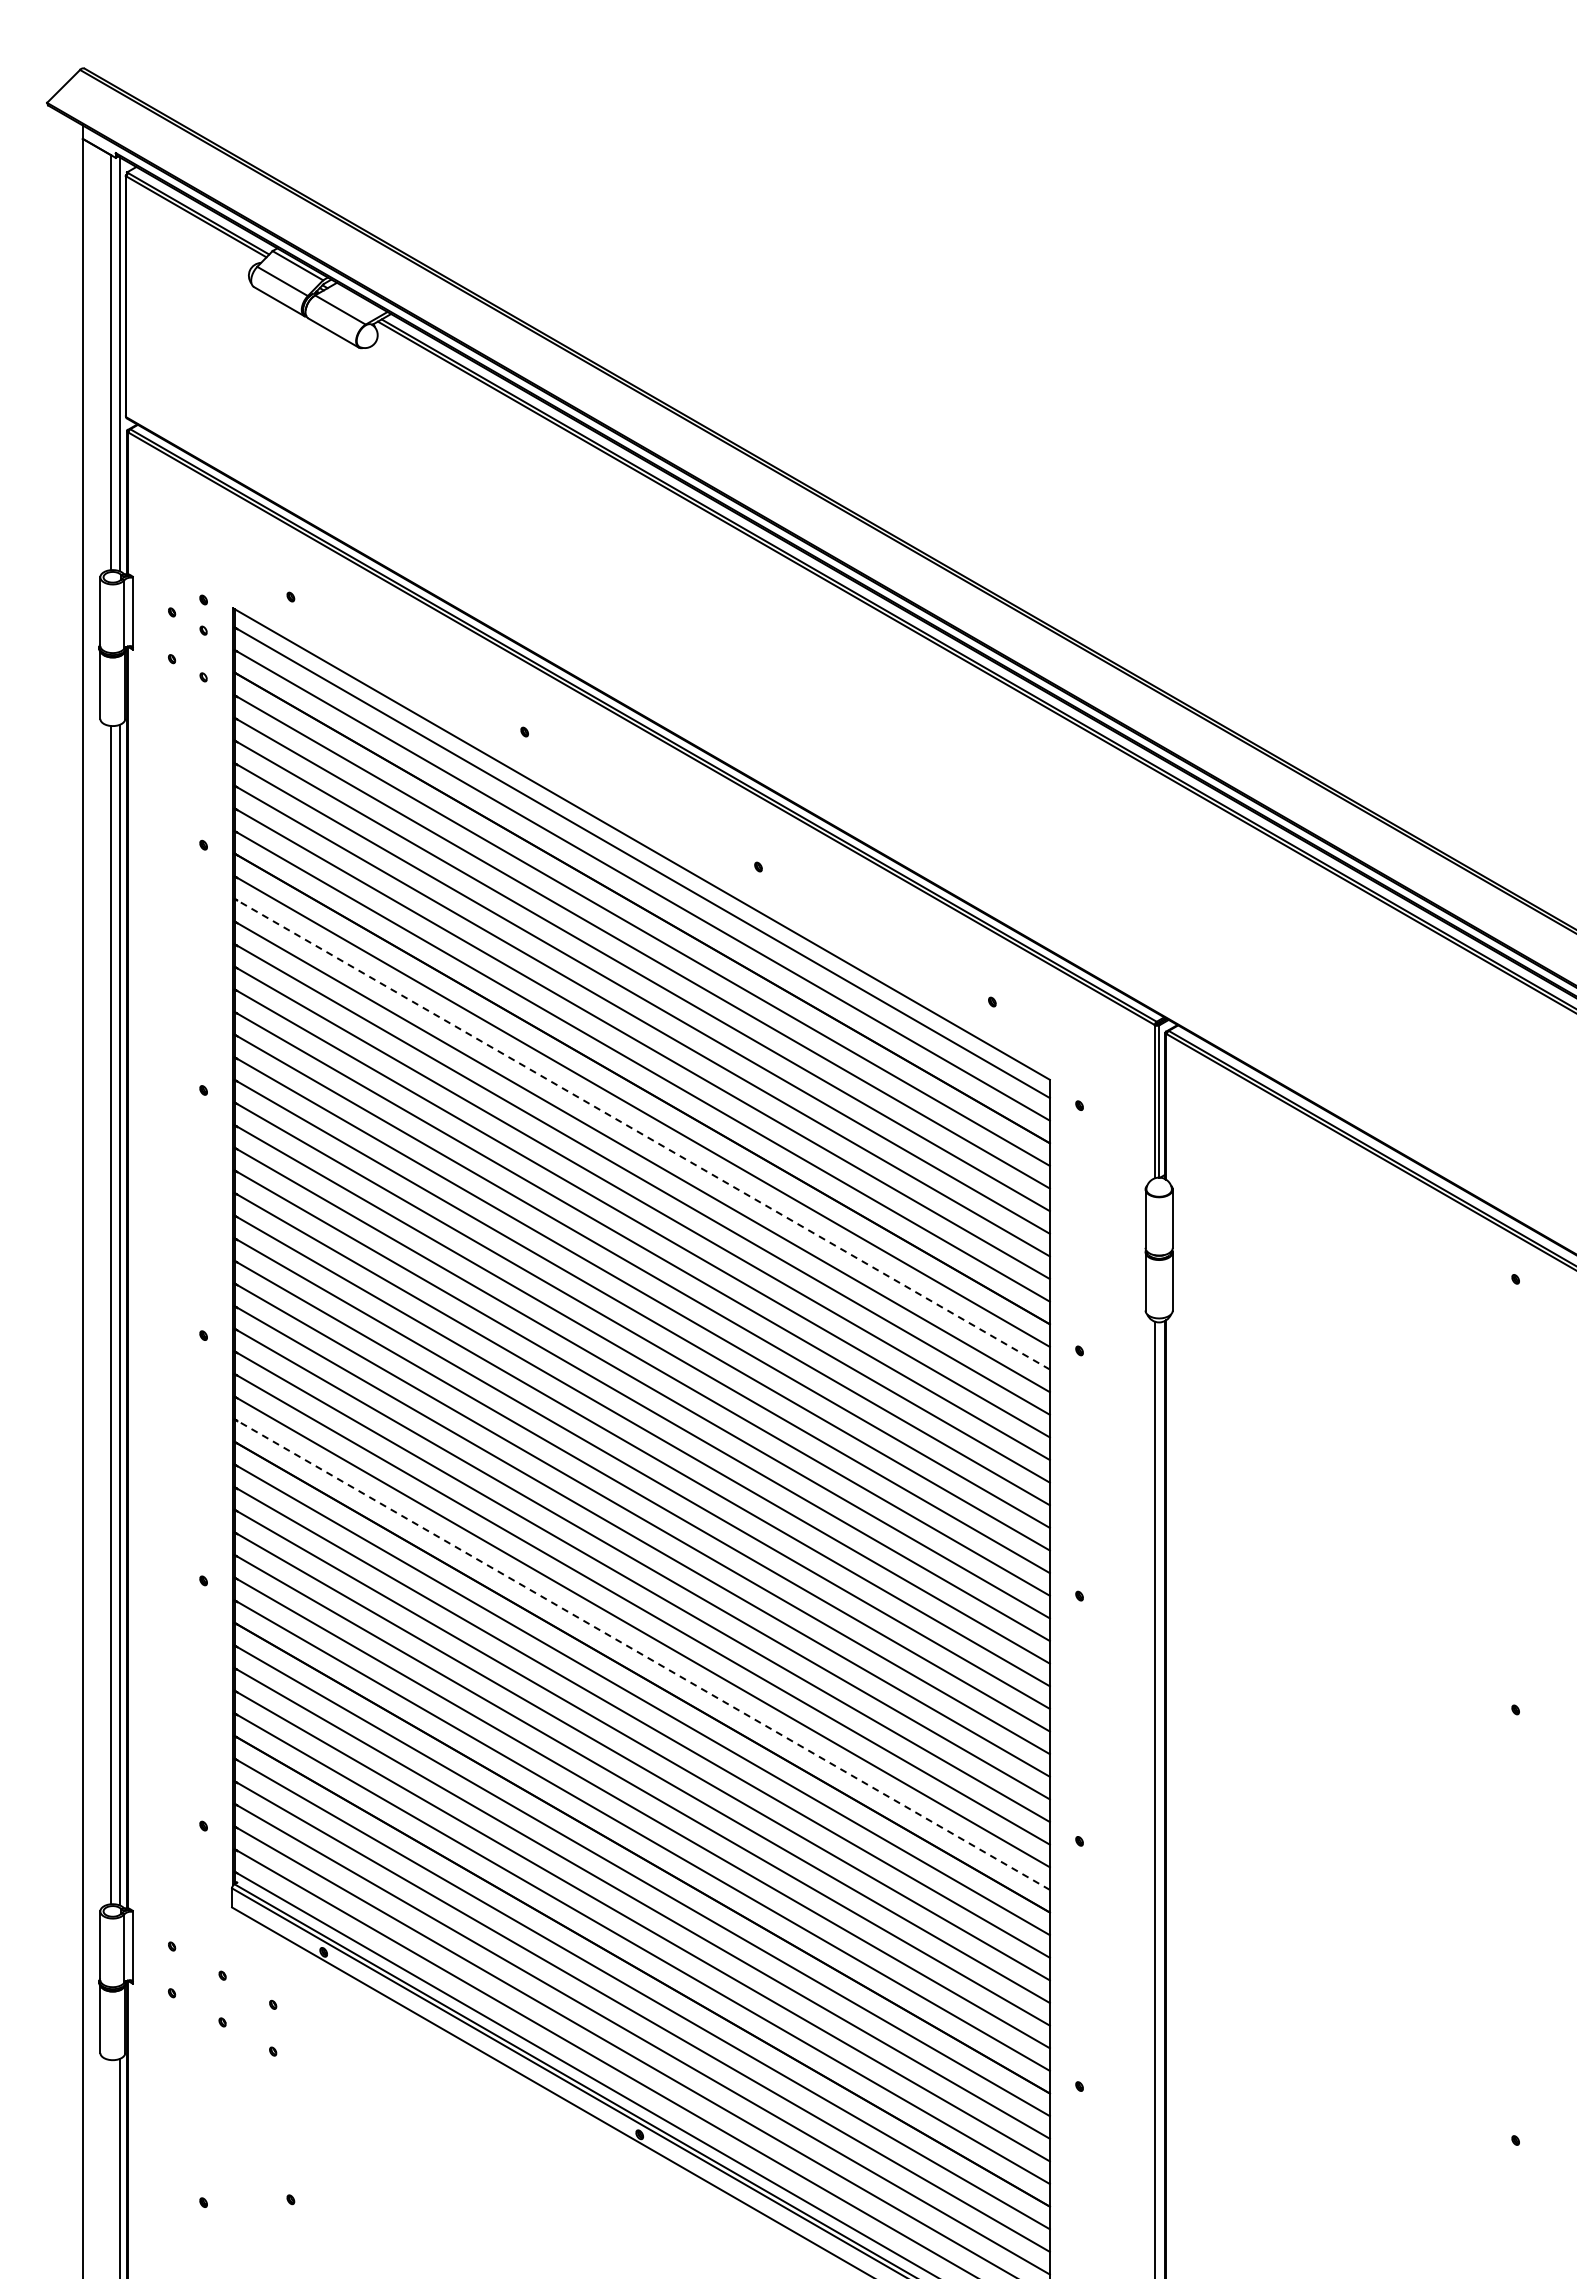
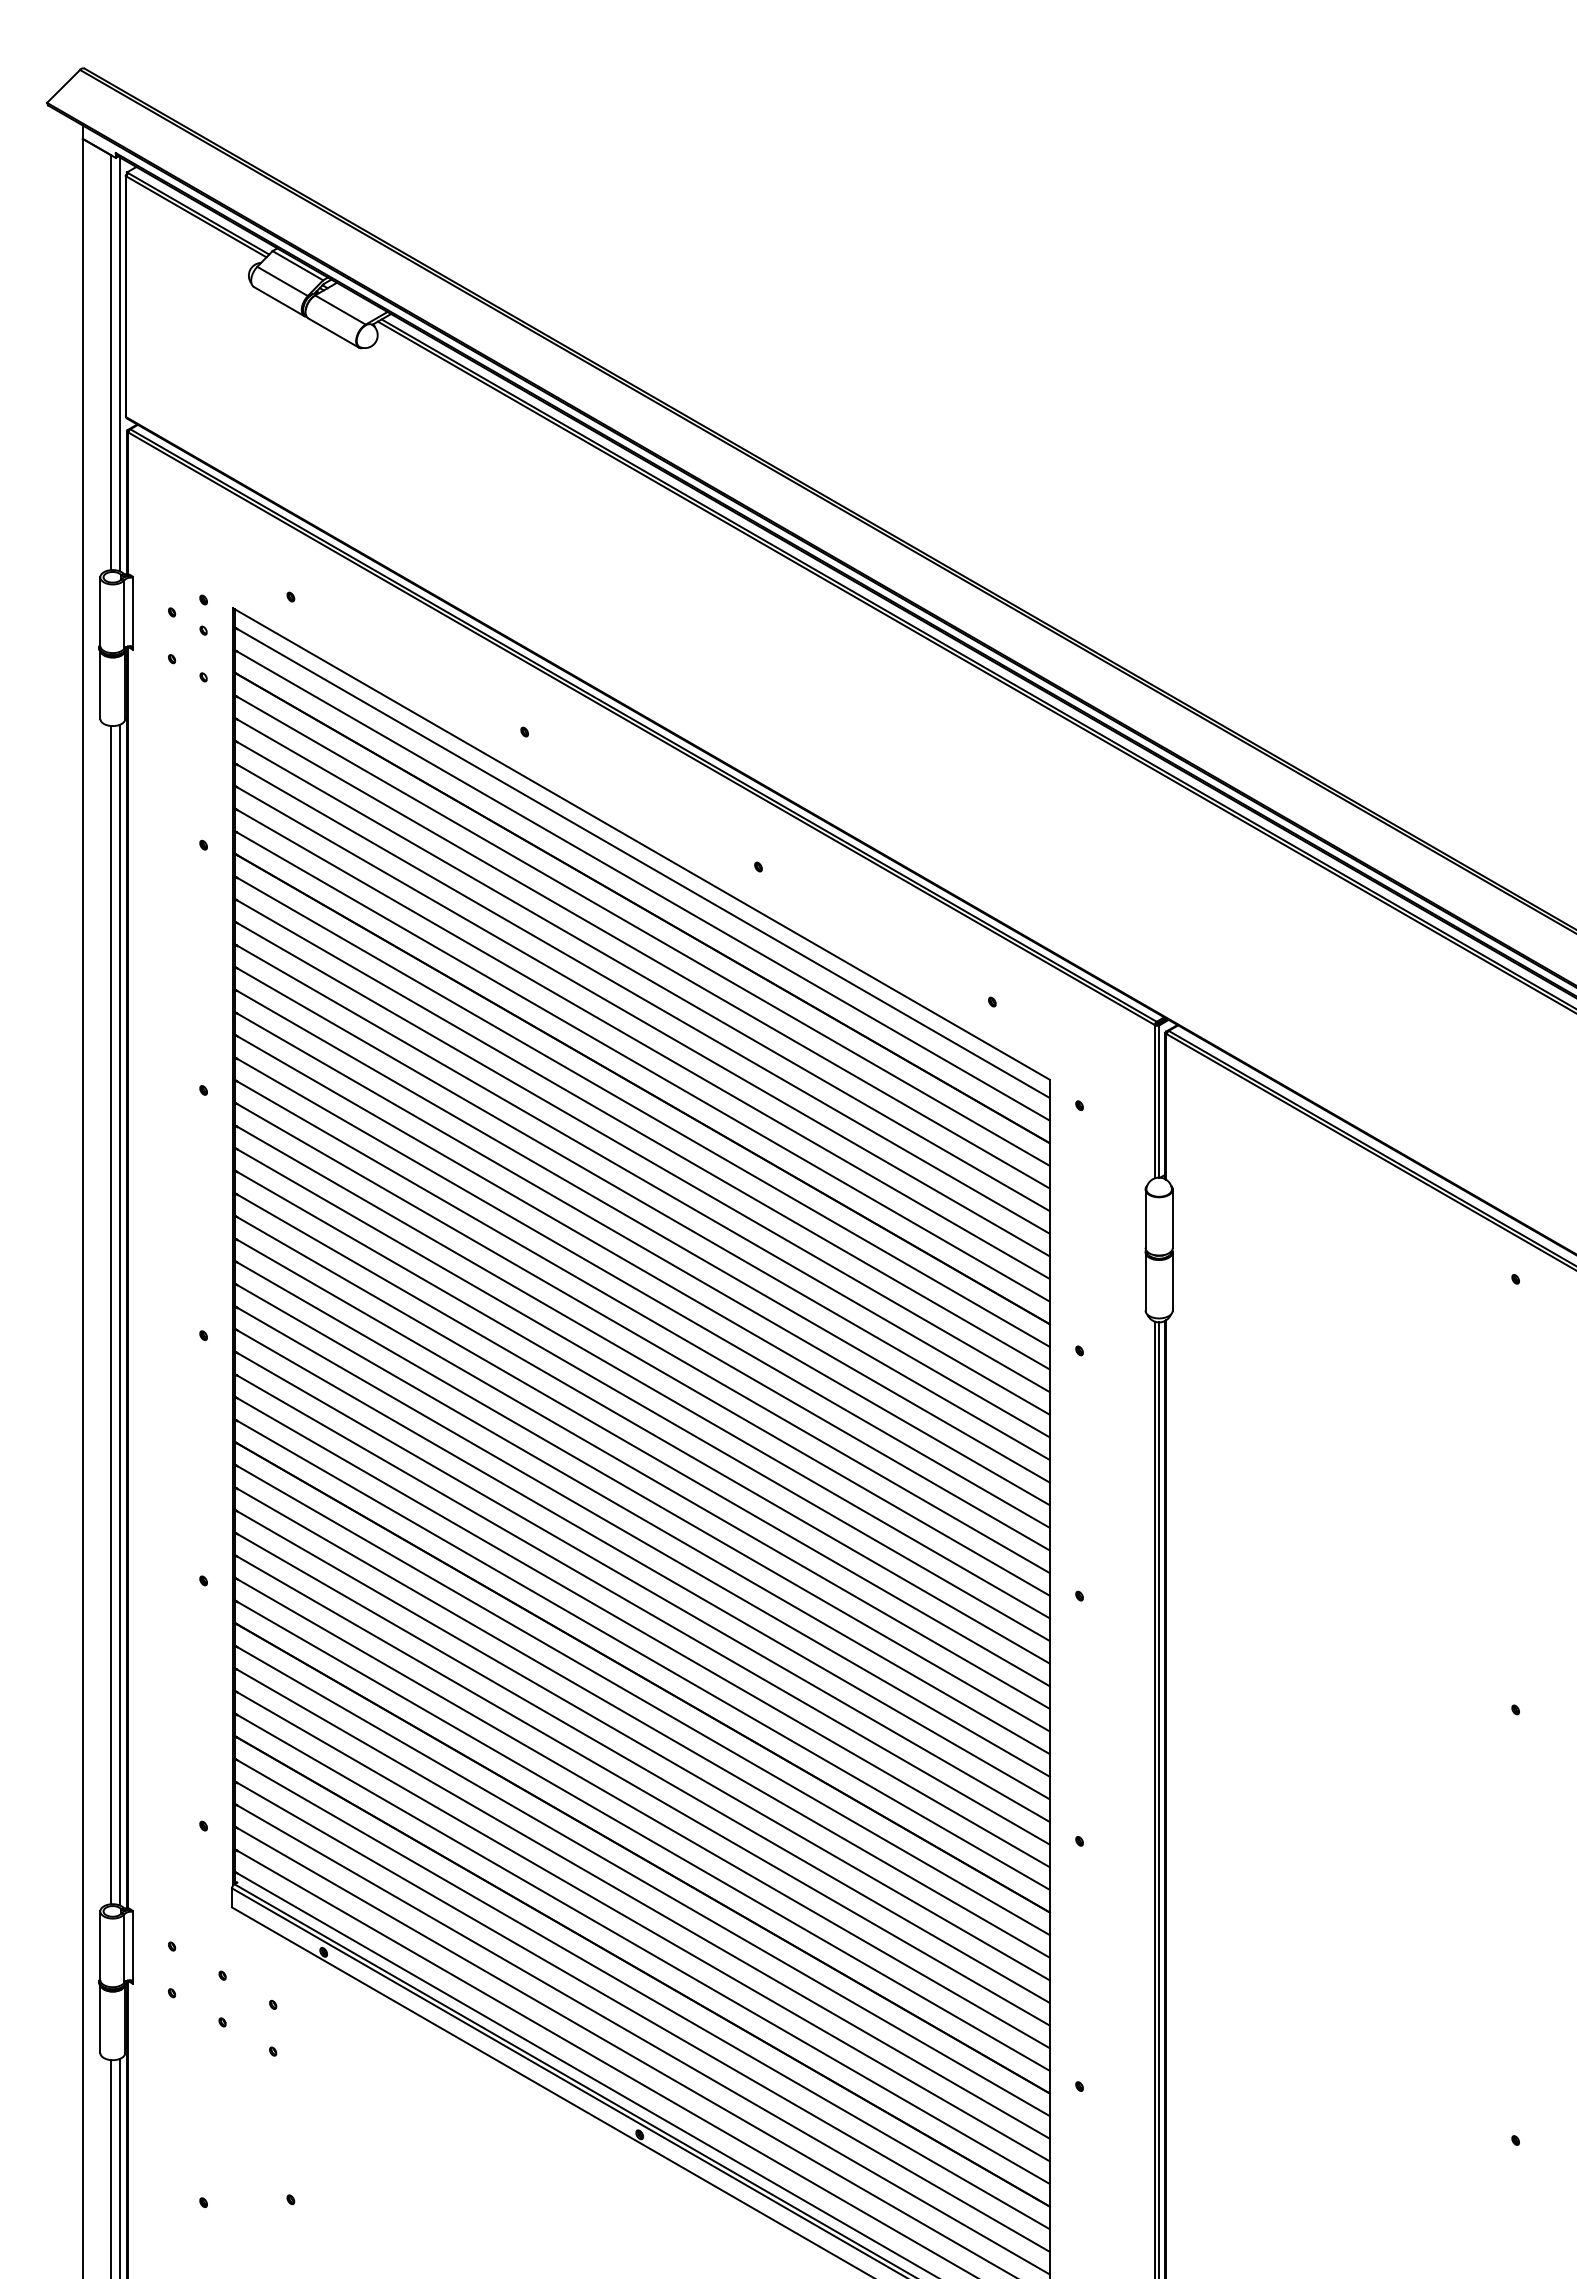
line: dashed -> solid (642, 1134)
line: dashed -> solid (642, 1654)
line: none -> present (1159, 1798)
line: none -> present (111, 2167)
